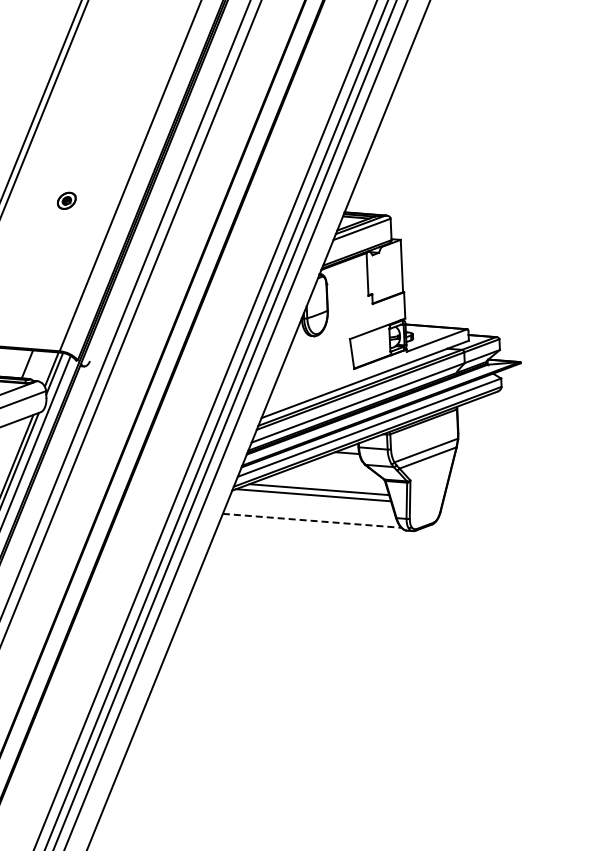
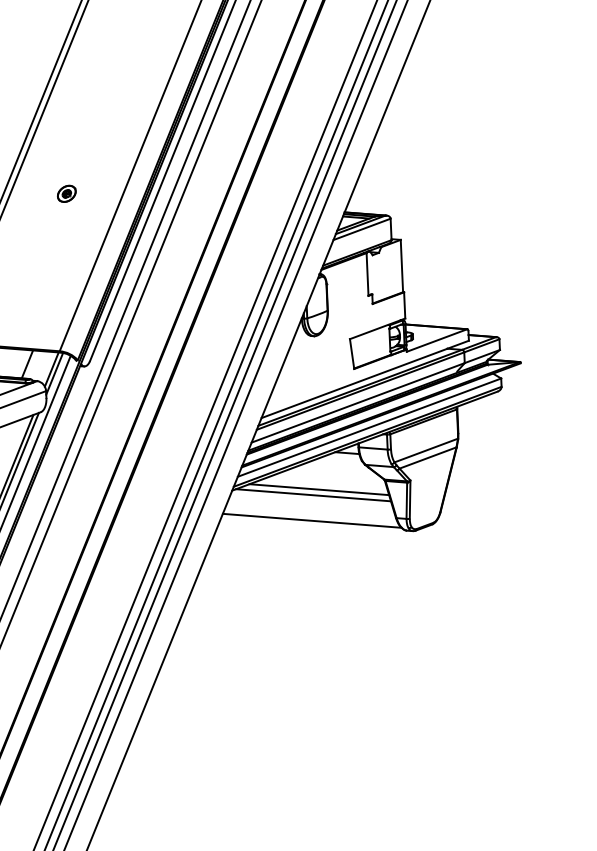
line: none -> present (162, 181)
part position: (66, 200) -> (66, 193) (66, 193)
line: dashed -> solid (312, 520)
